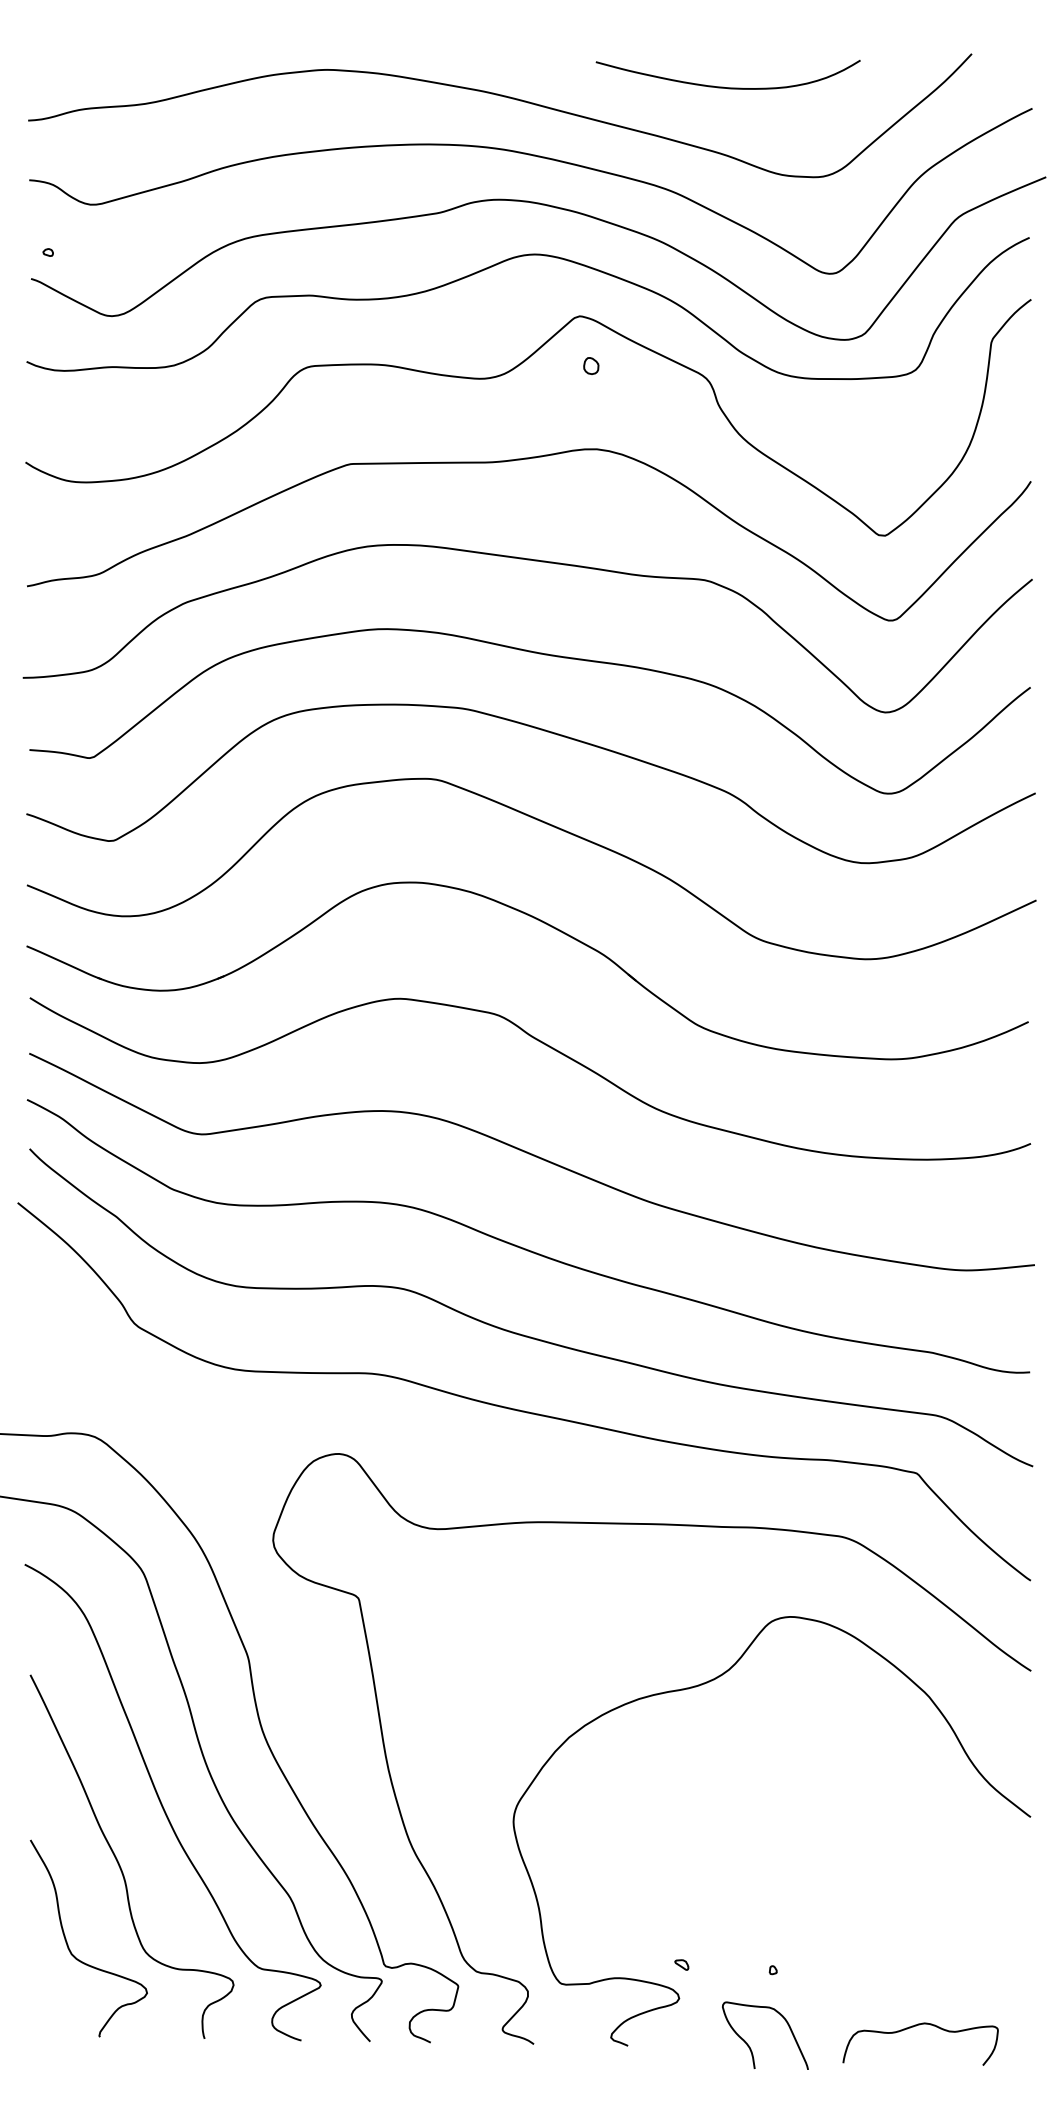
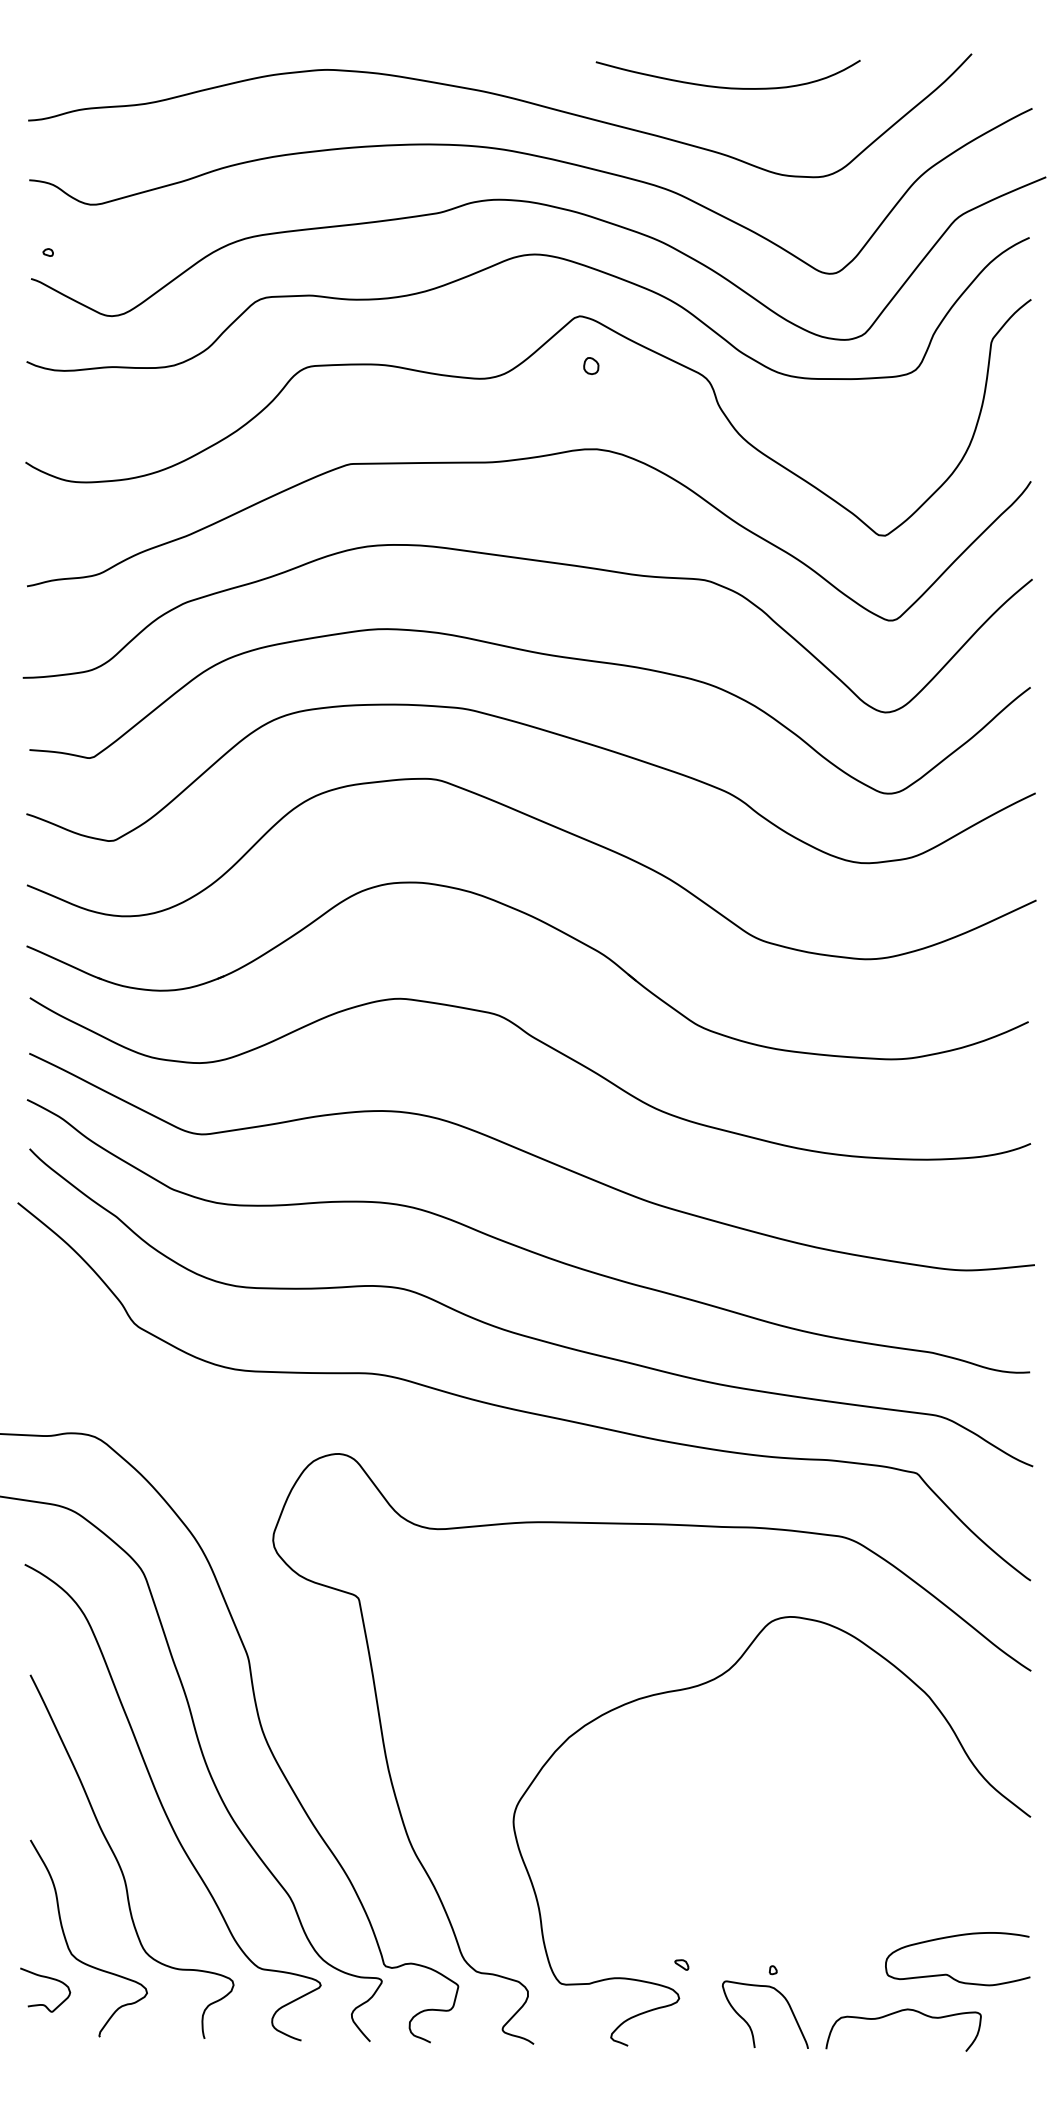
curve: none -> present (950, 1975)
curve: none -> present (46, 1978)
curve position: (916, 2026) -> (899, 2012) (899, 2012)
curve position: (749, 2045) -> (749, 2024) (749, 2024)
